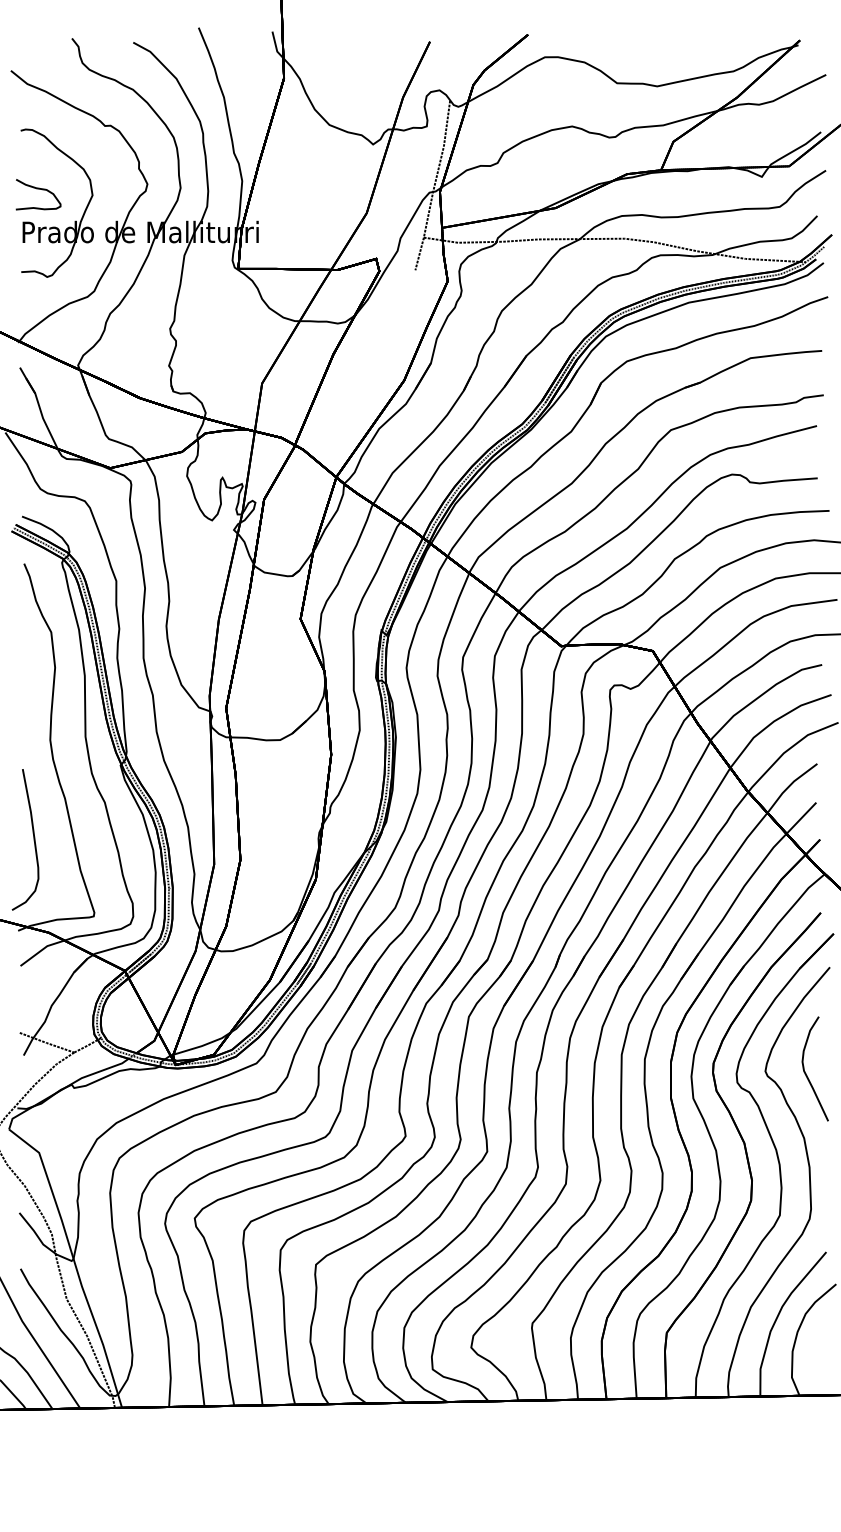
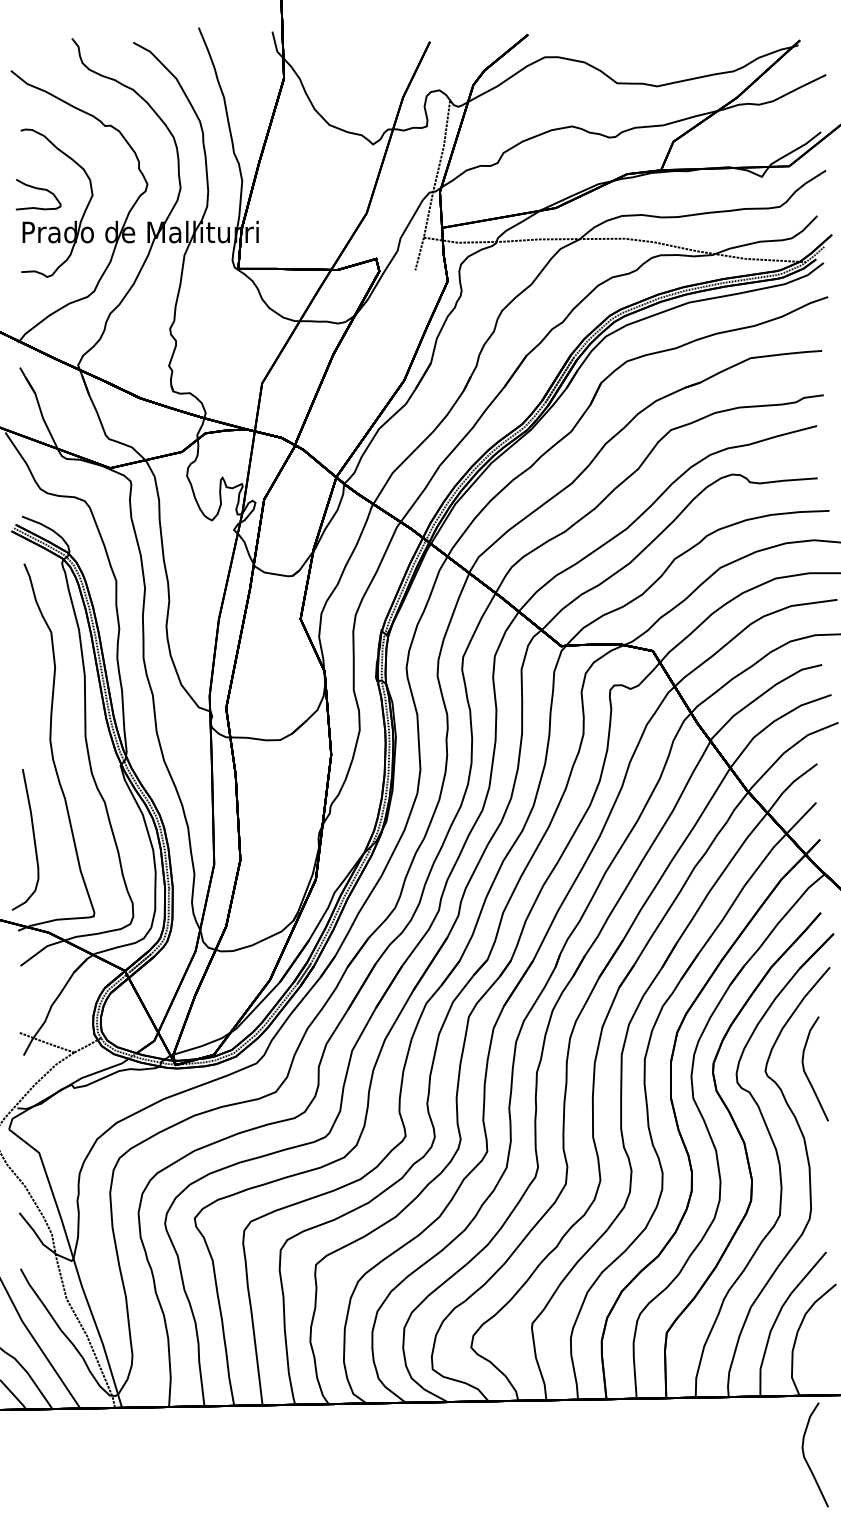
curve: none -> present (806, 1459)
